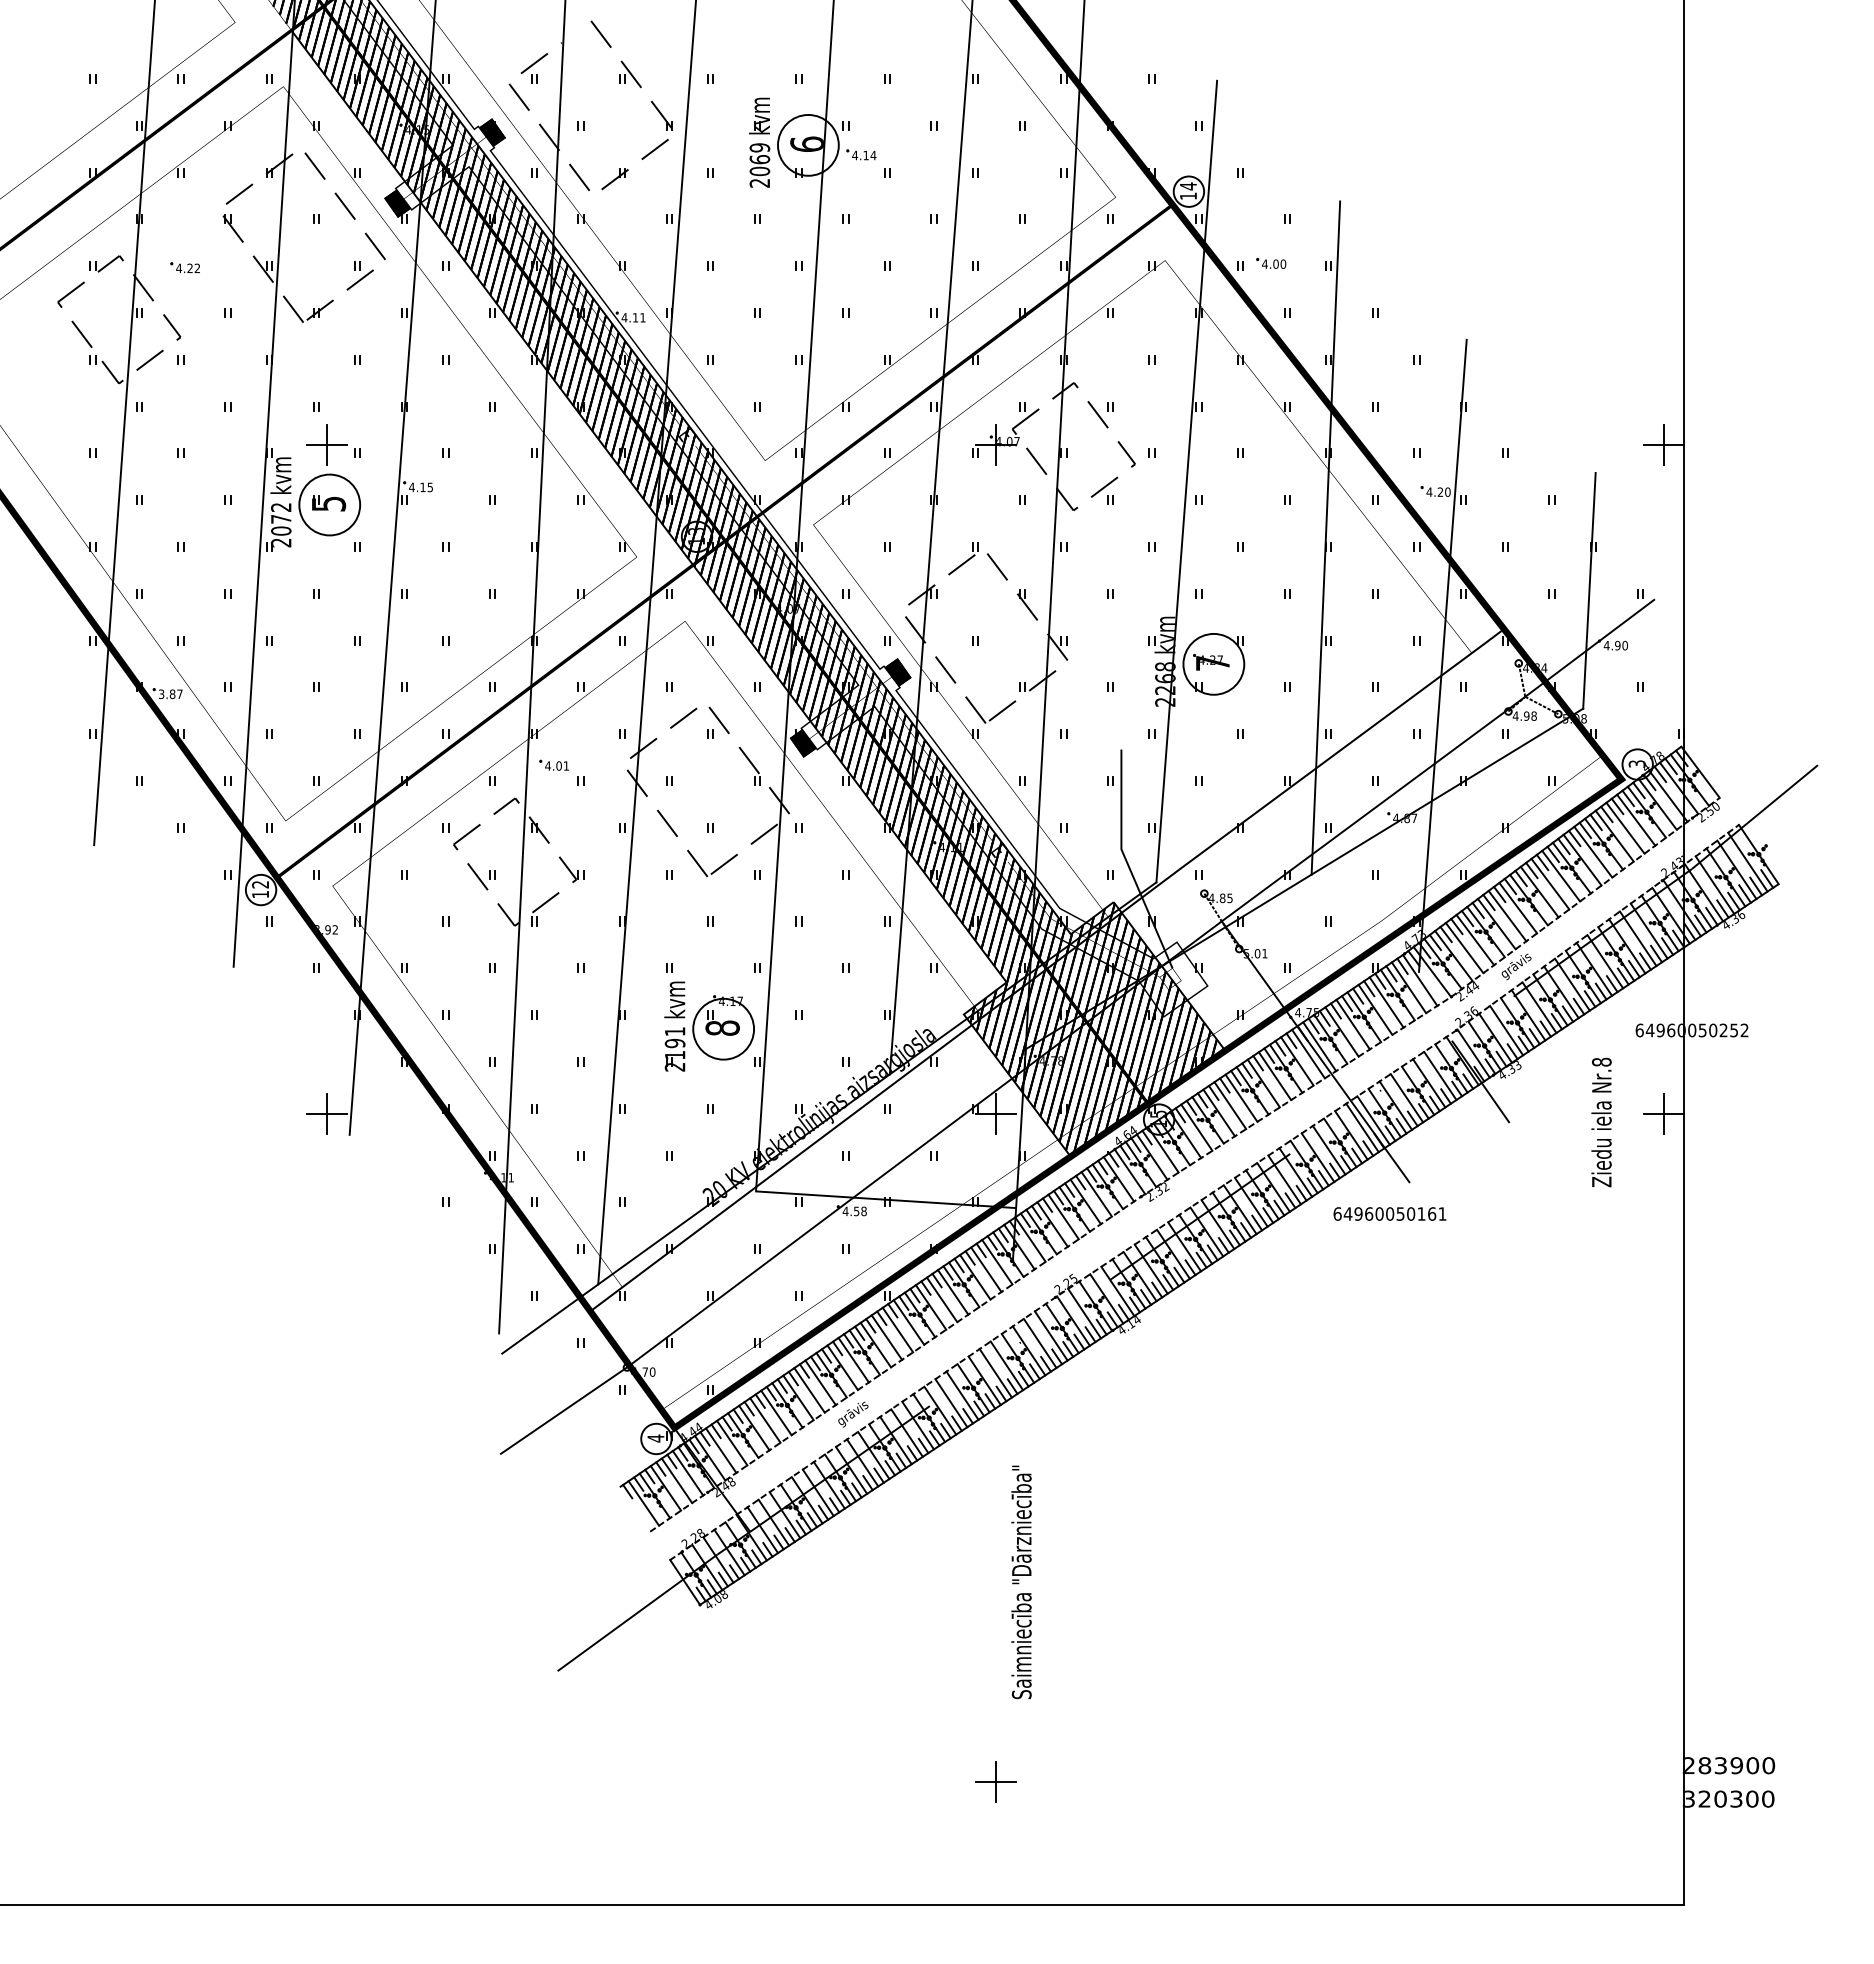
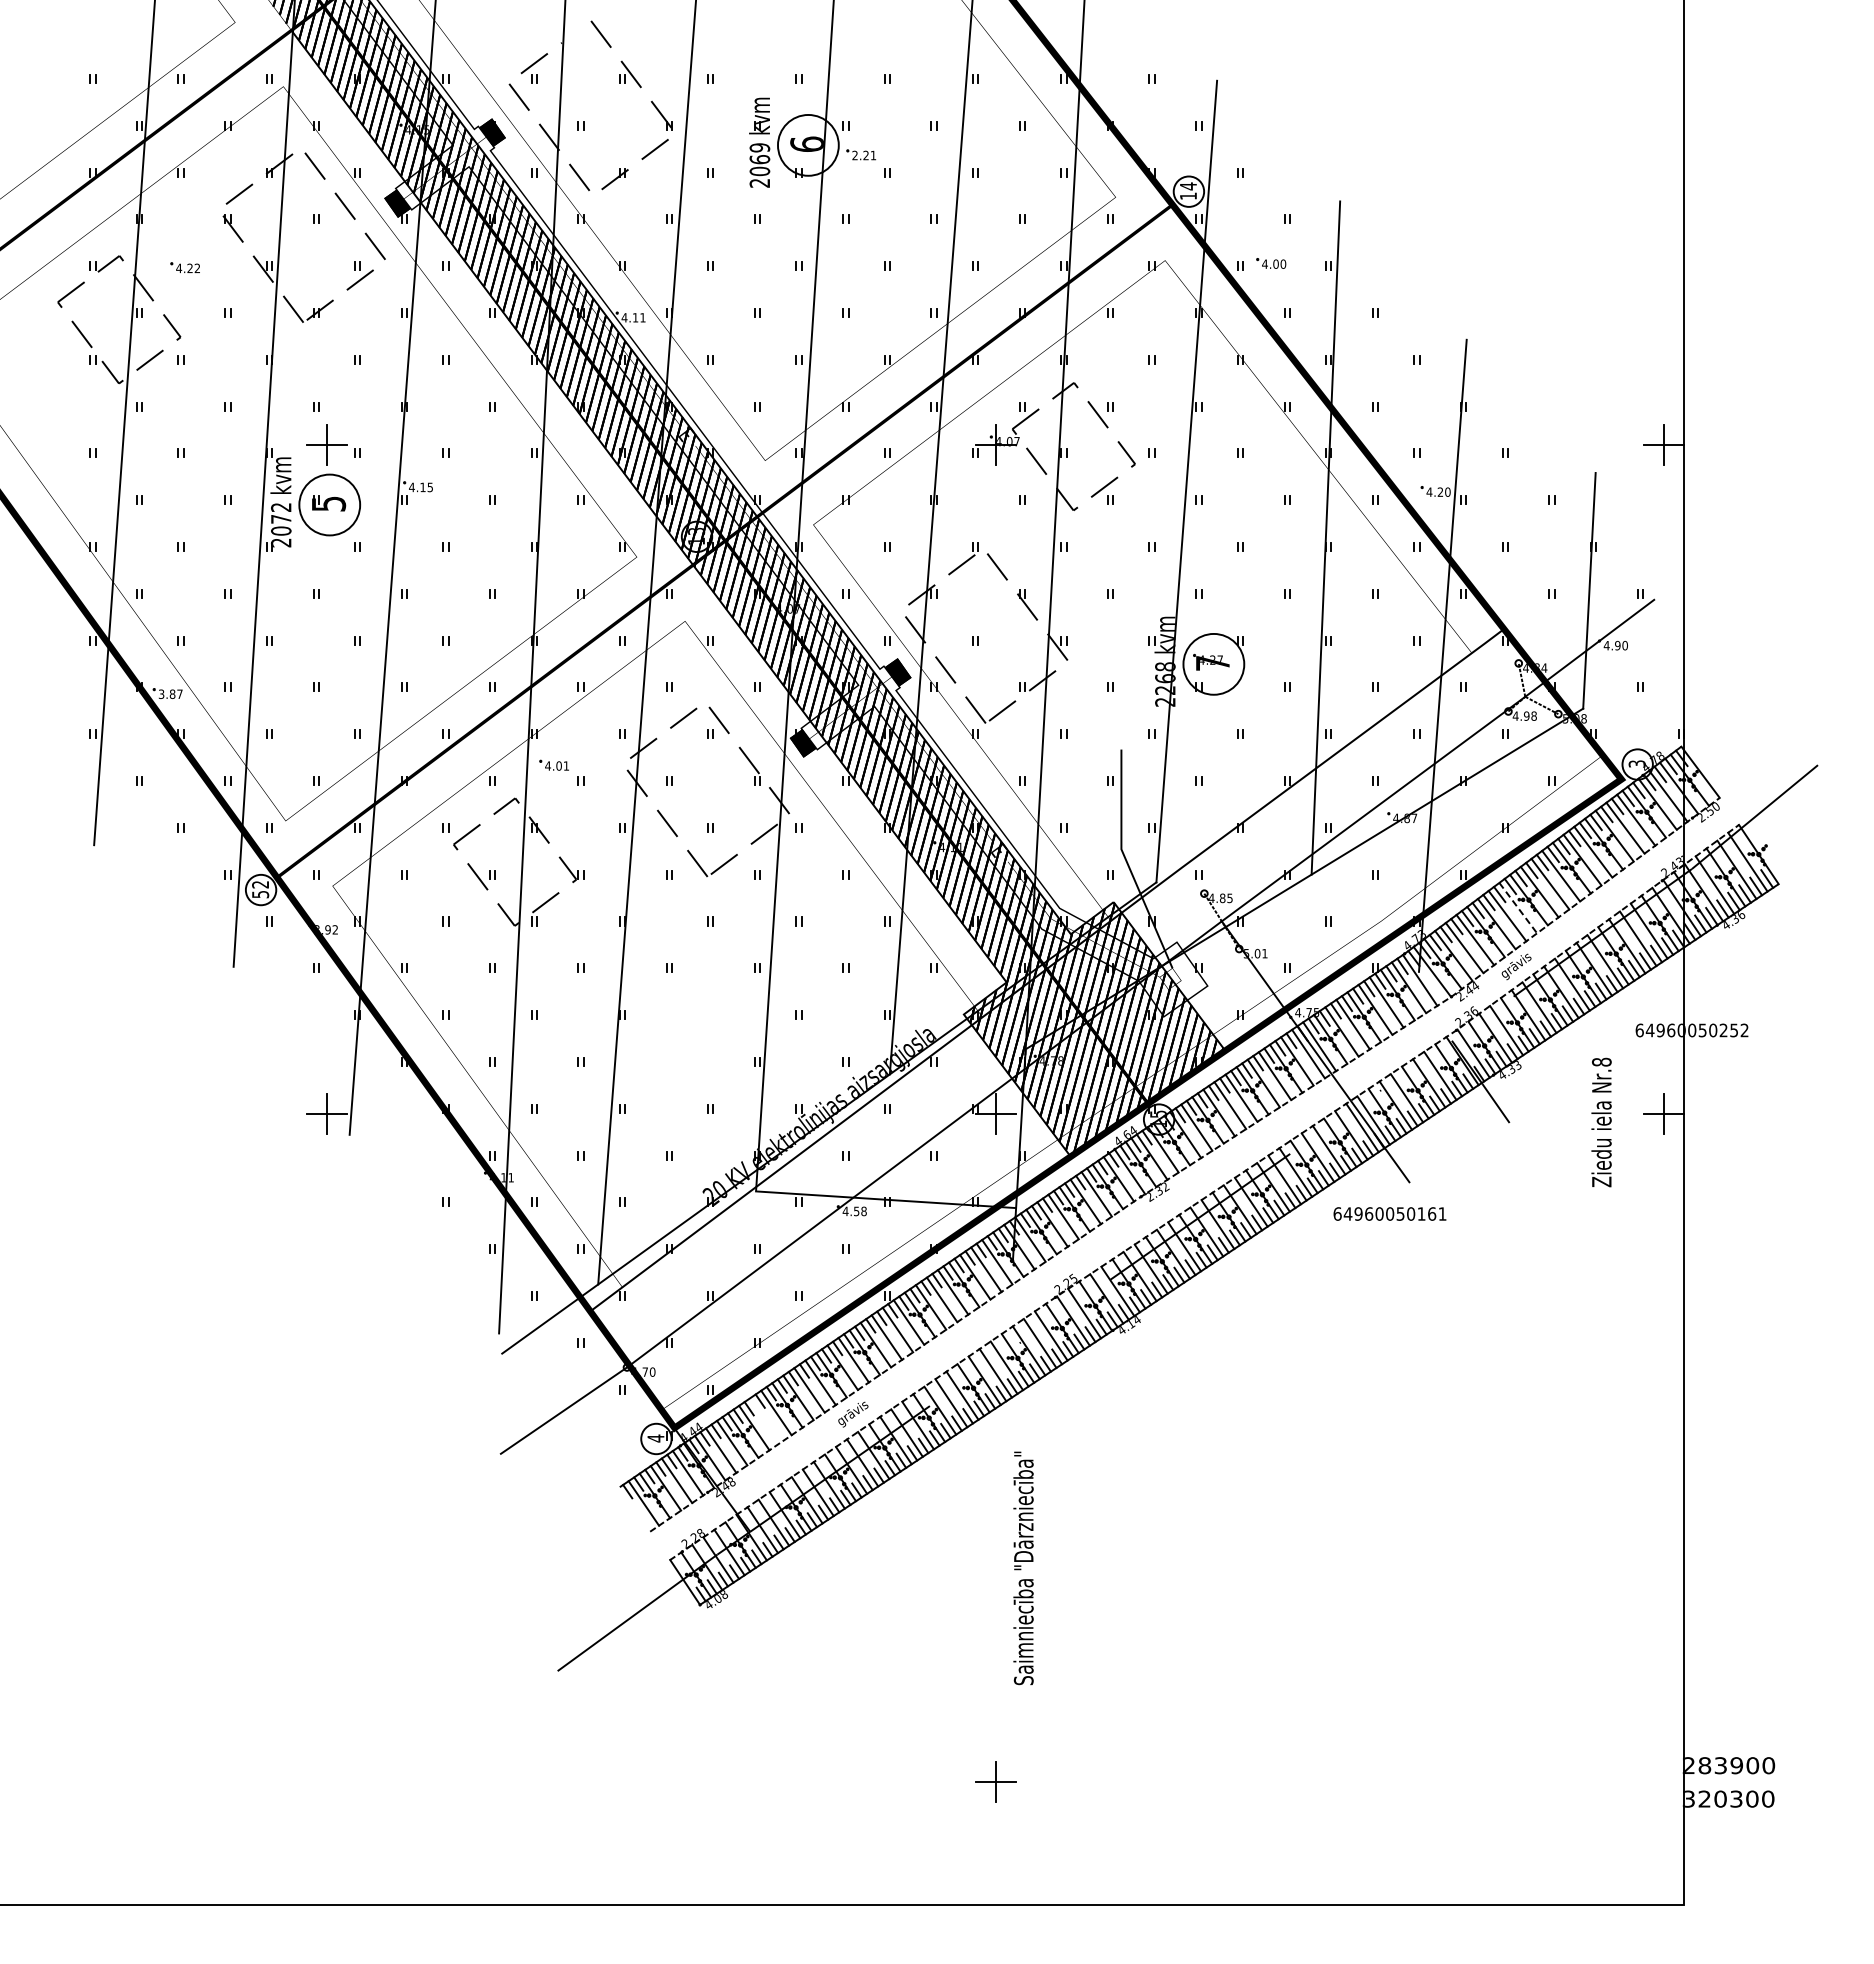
text: 4.14 -> 2.21 (864, 155)
text: 12 -> 52 (260, 894)
line: solid -> dashed (1518, 908)
part: present -> none (709, 1026)
line: present -> none (765, 1420)
text position: (1021, 1582) -> (1023, 1568) (1023, 1568)
